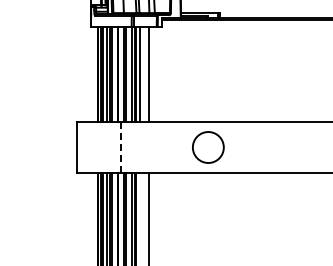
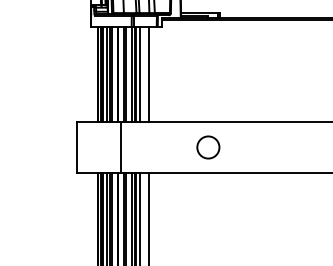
line: dashed -> solid (121, 147)
circle size: 33x33 px -> 25x25 px (208, 147)
line: none -> present (140, 217)
